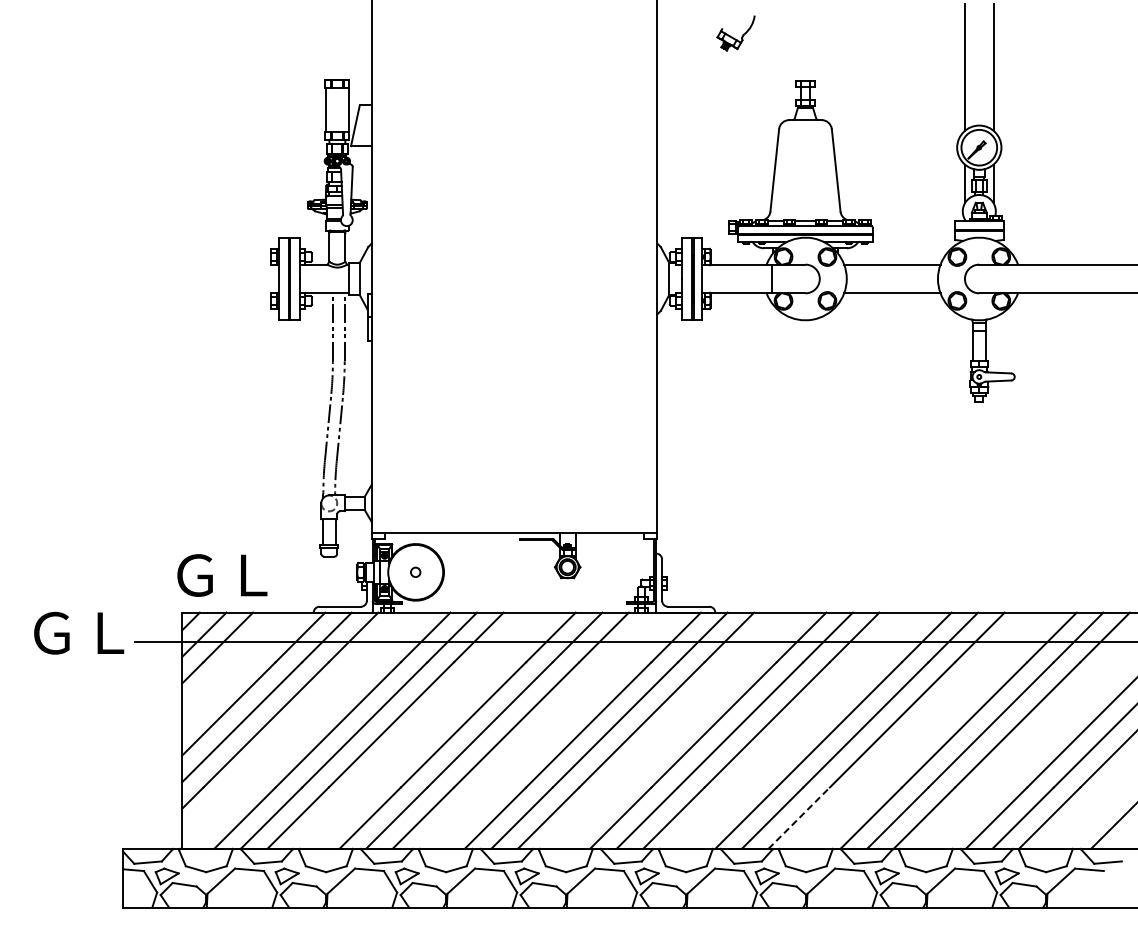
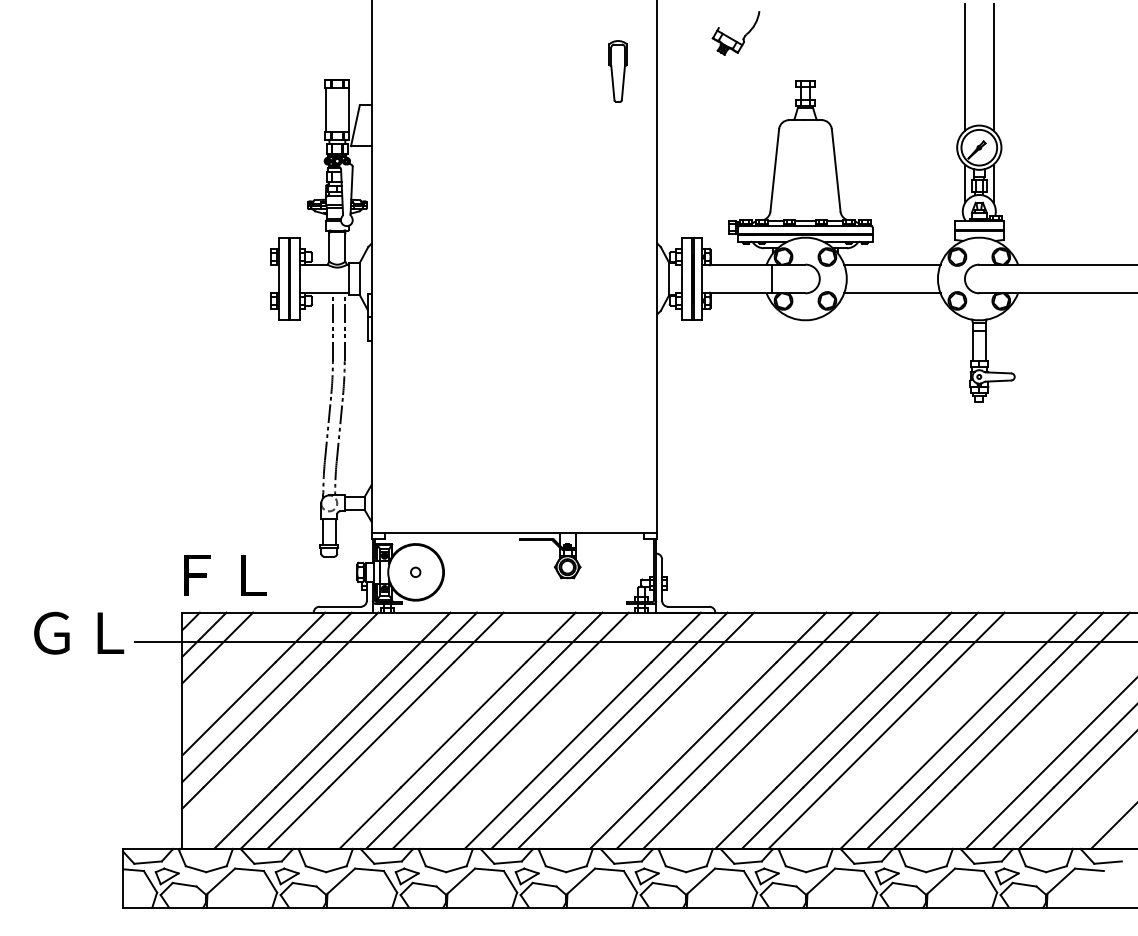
part size: 40x37 px -> 50x45 px (735, 33)
part: none -> present (617, 71)
text: ＧＬ -> ＦＬ (222, 575)
line: dashed -> solid (799, 817)
